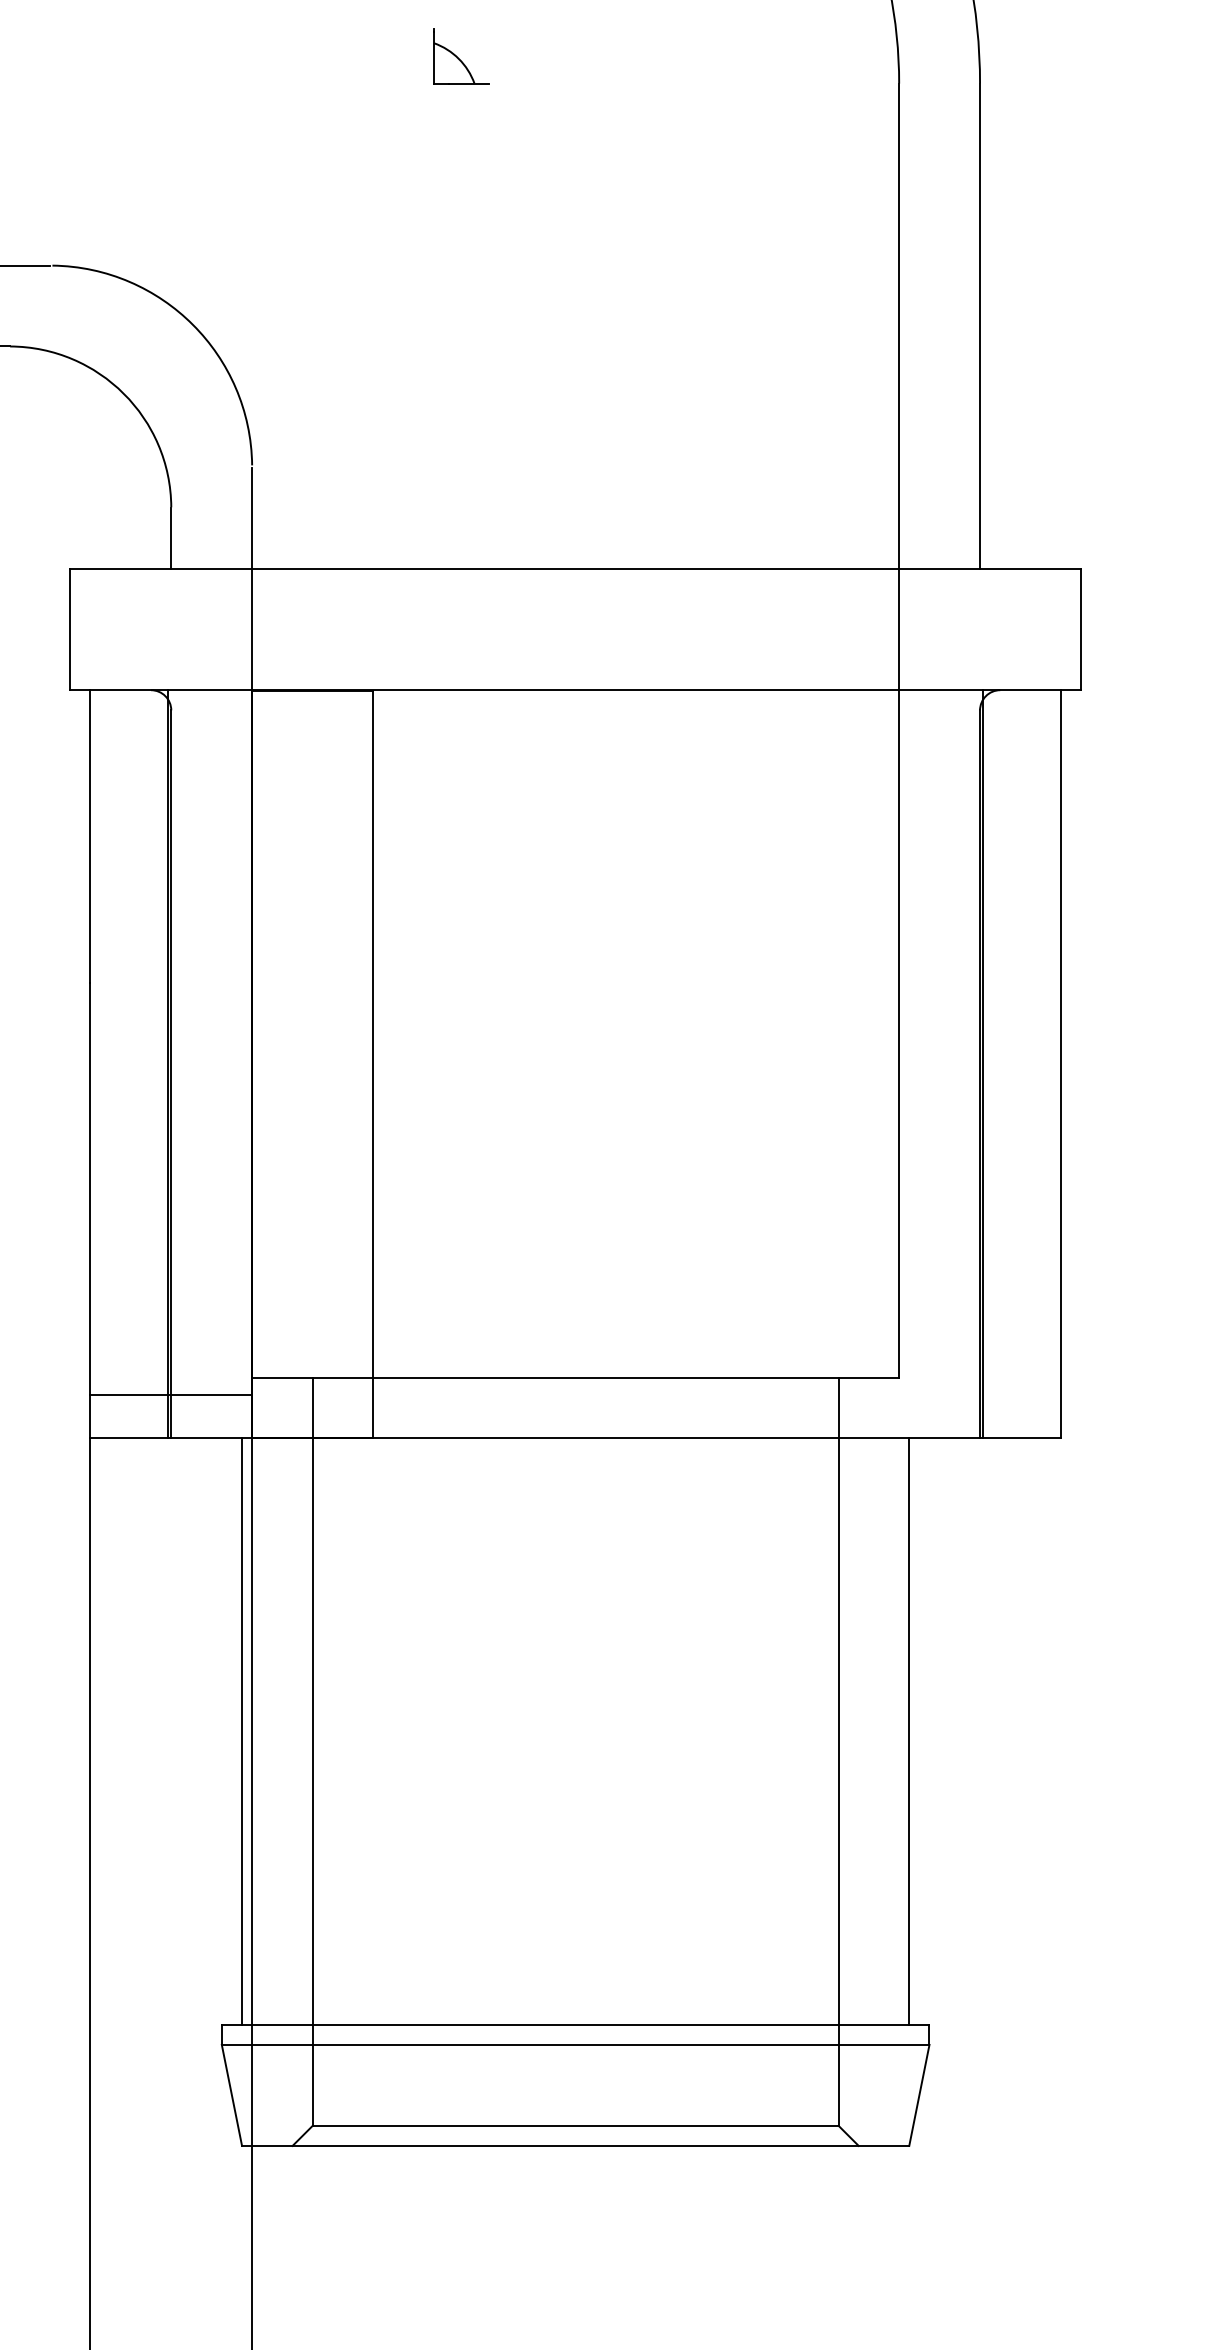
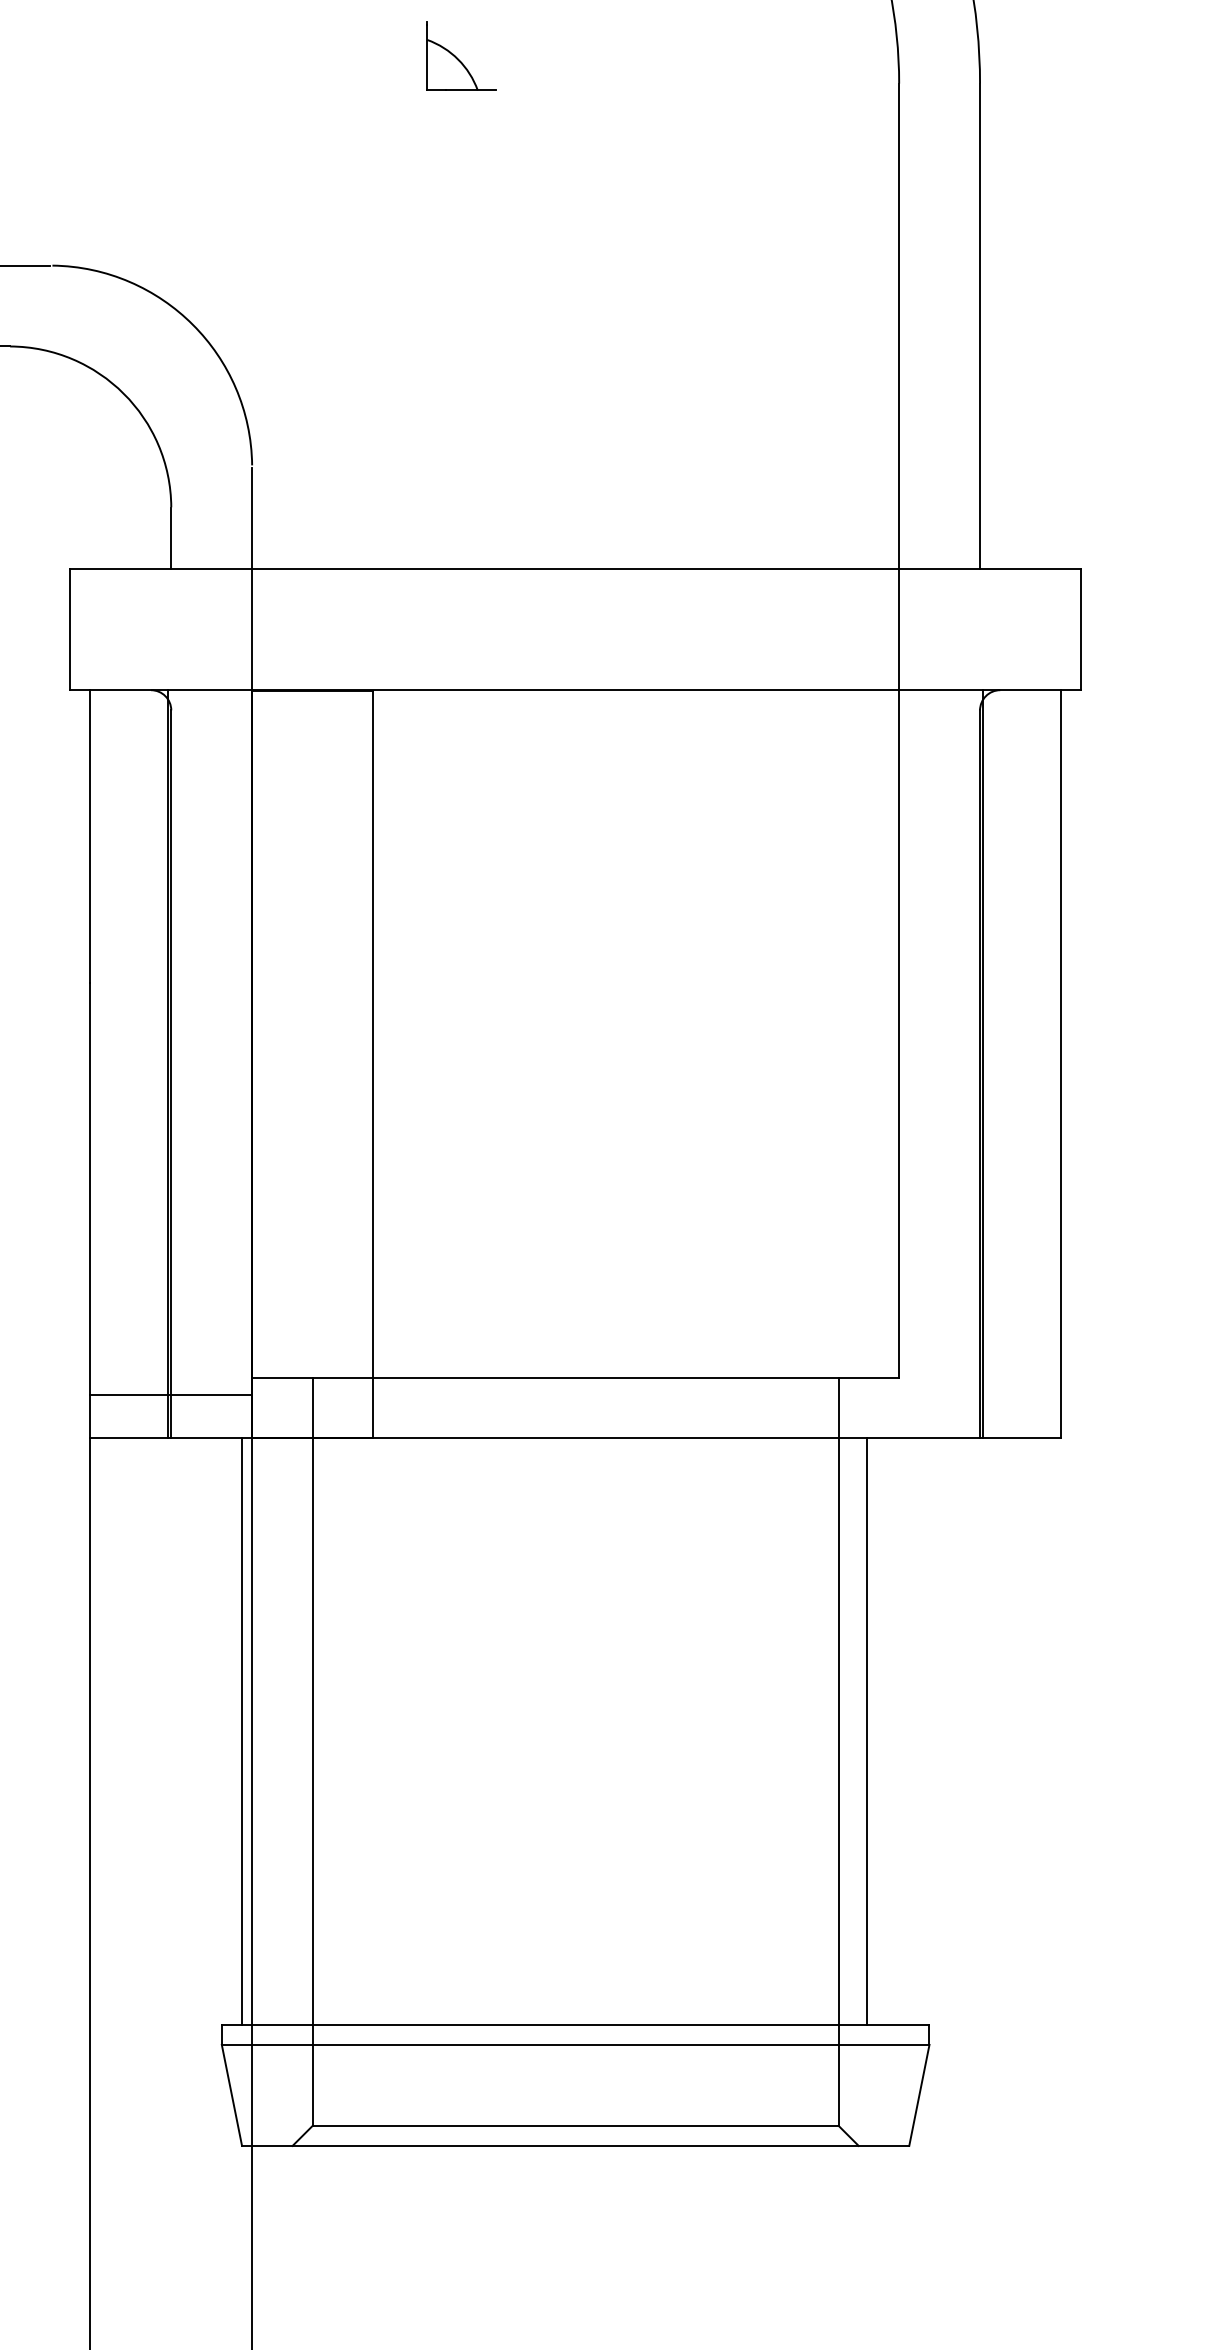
part size: 57x57 px -> 71x70 px (461, 55)
line position: (909, 1731) -> (867, 1731) (867, 1731)
